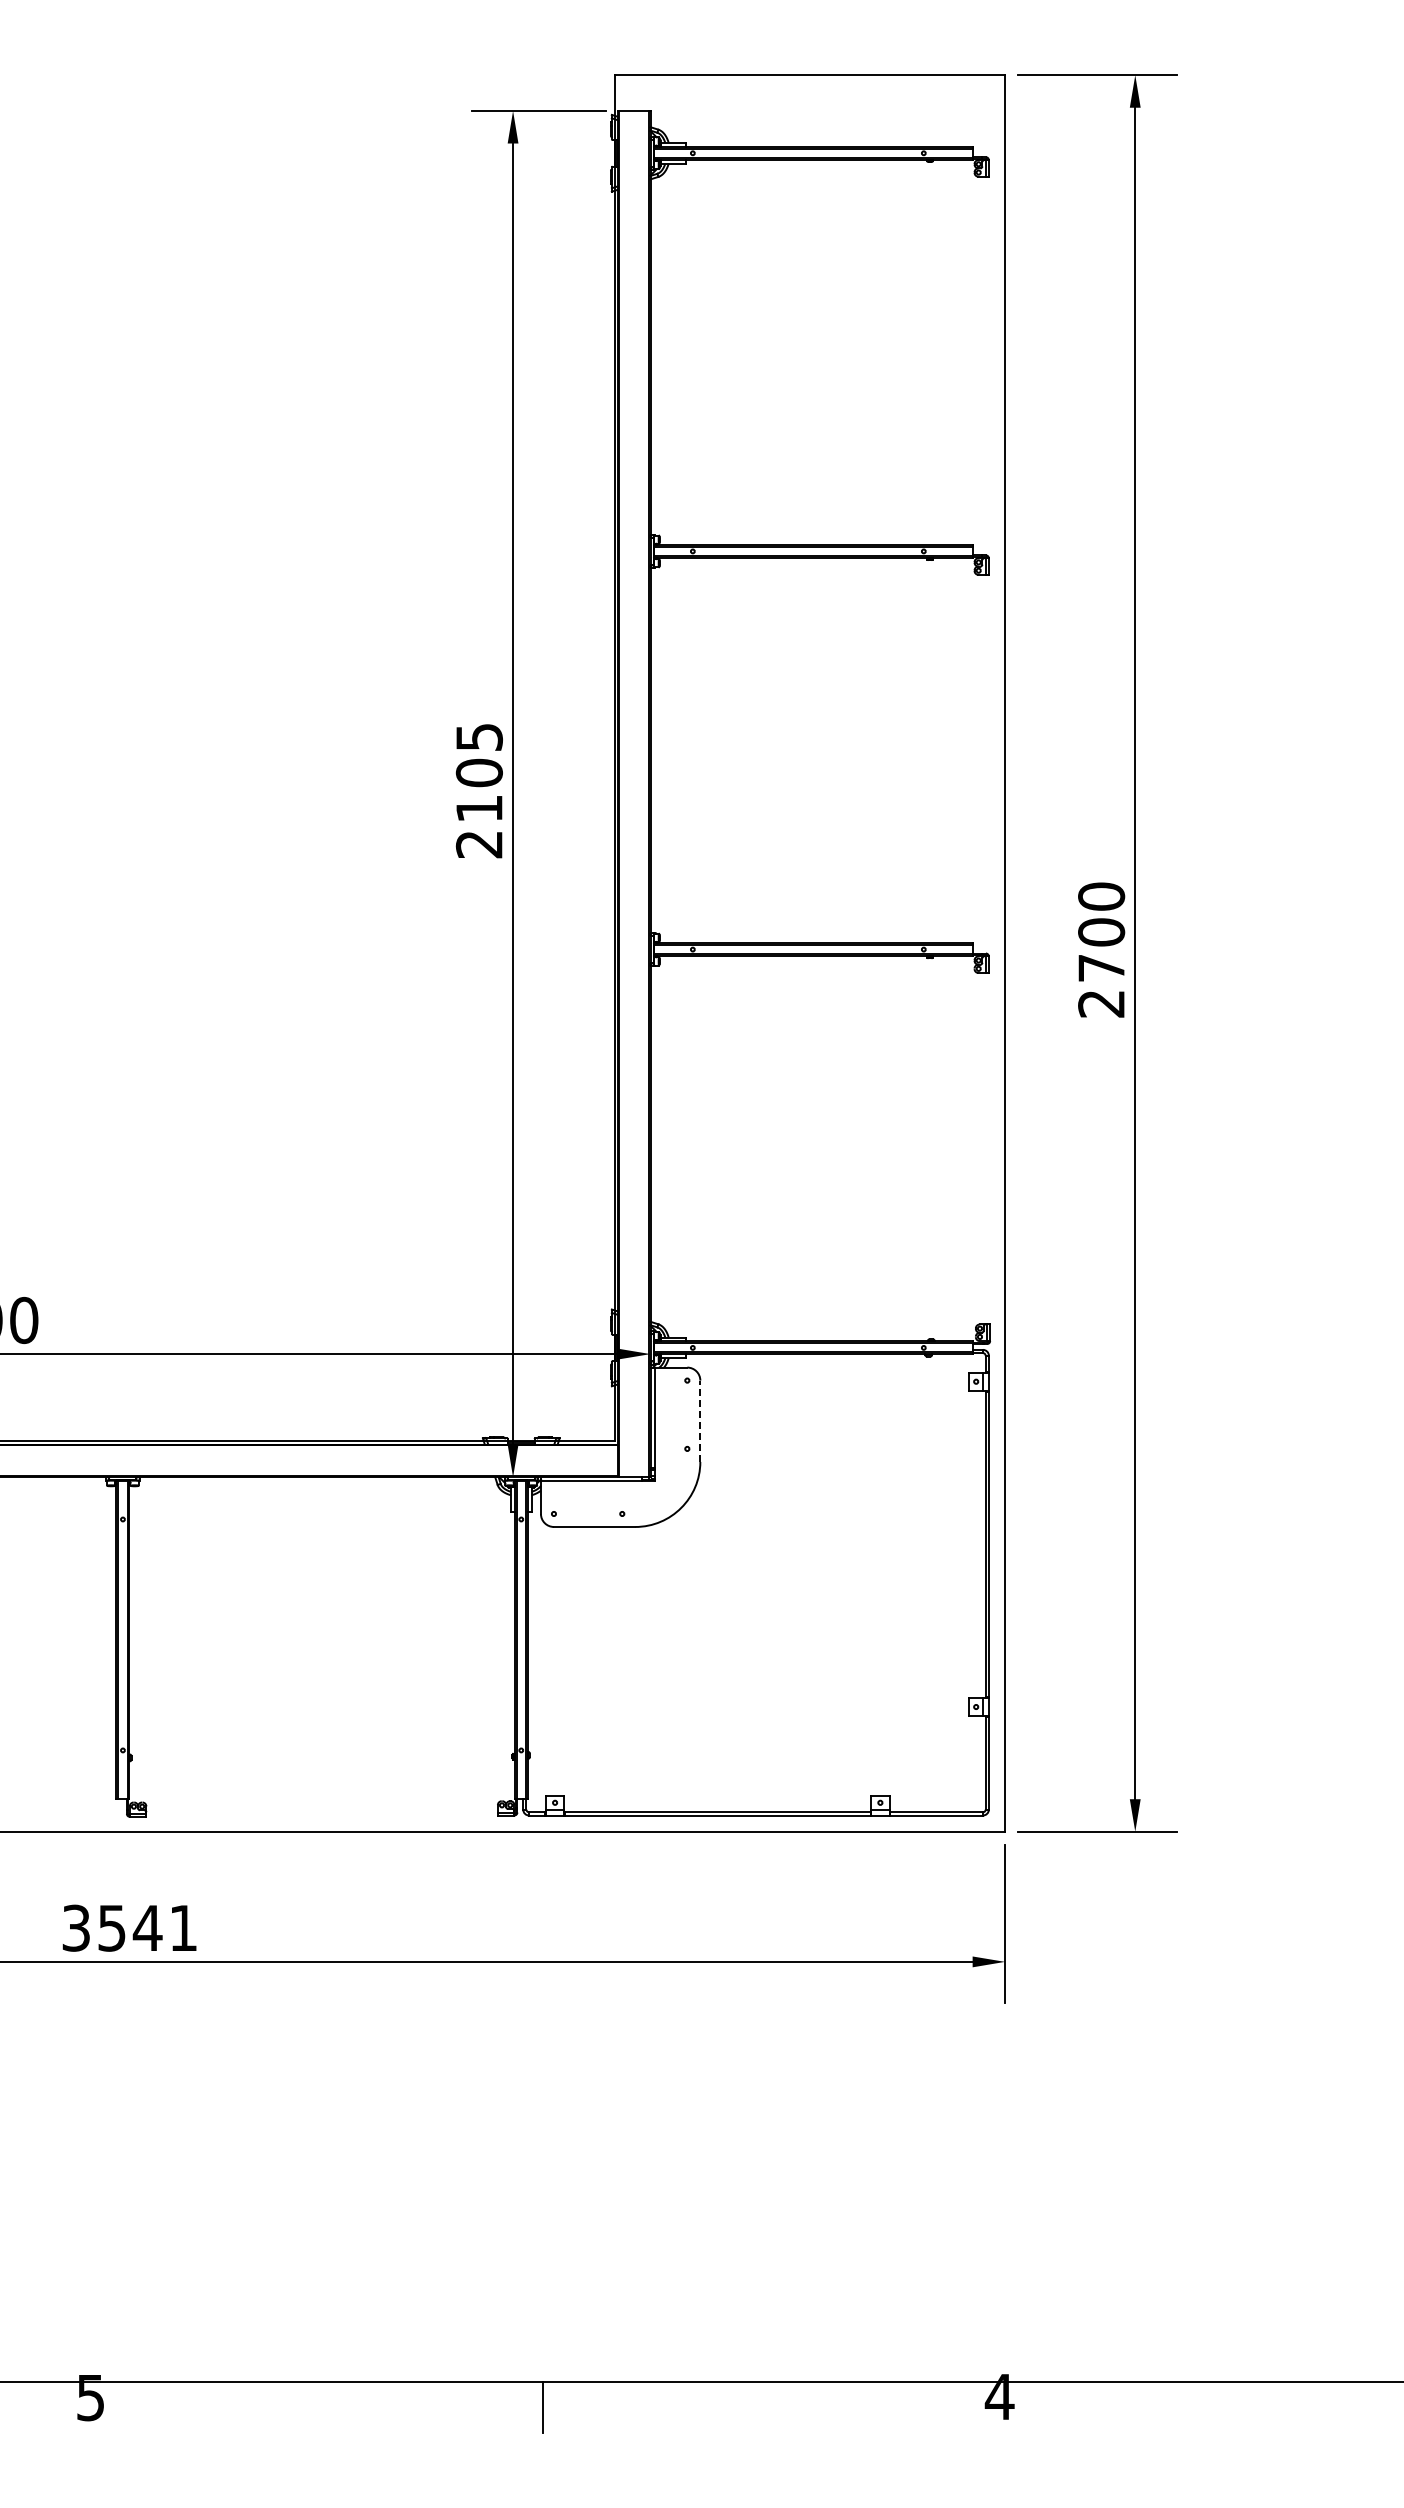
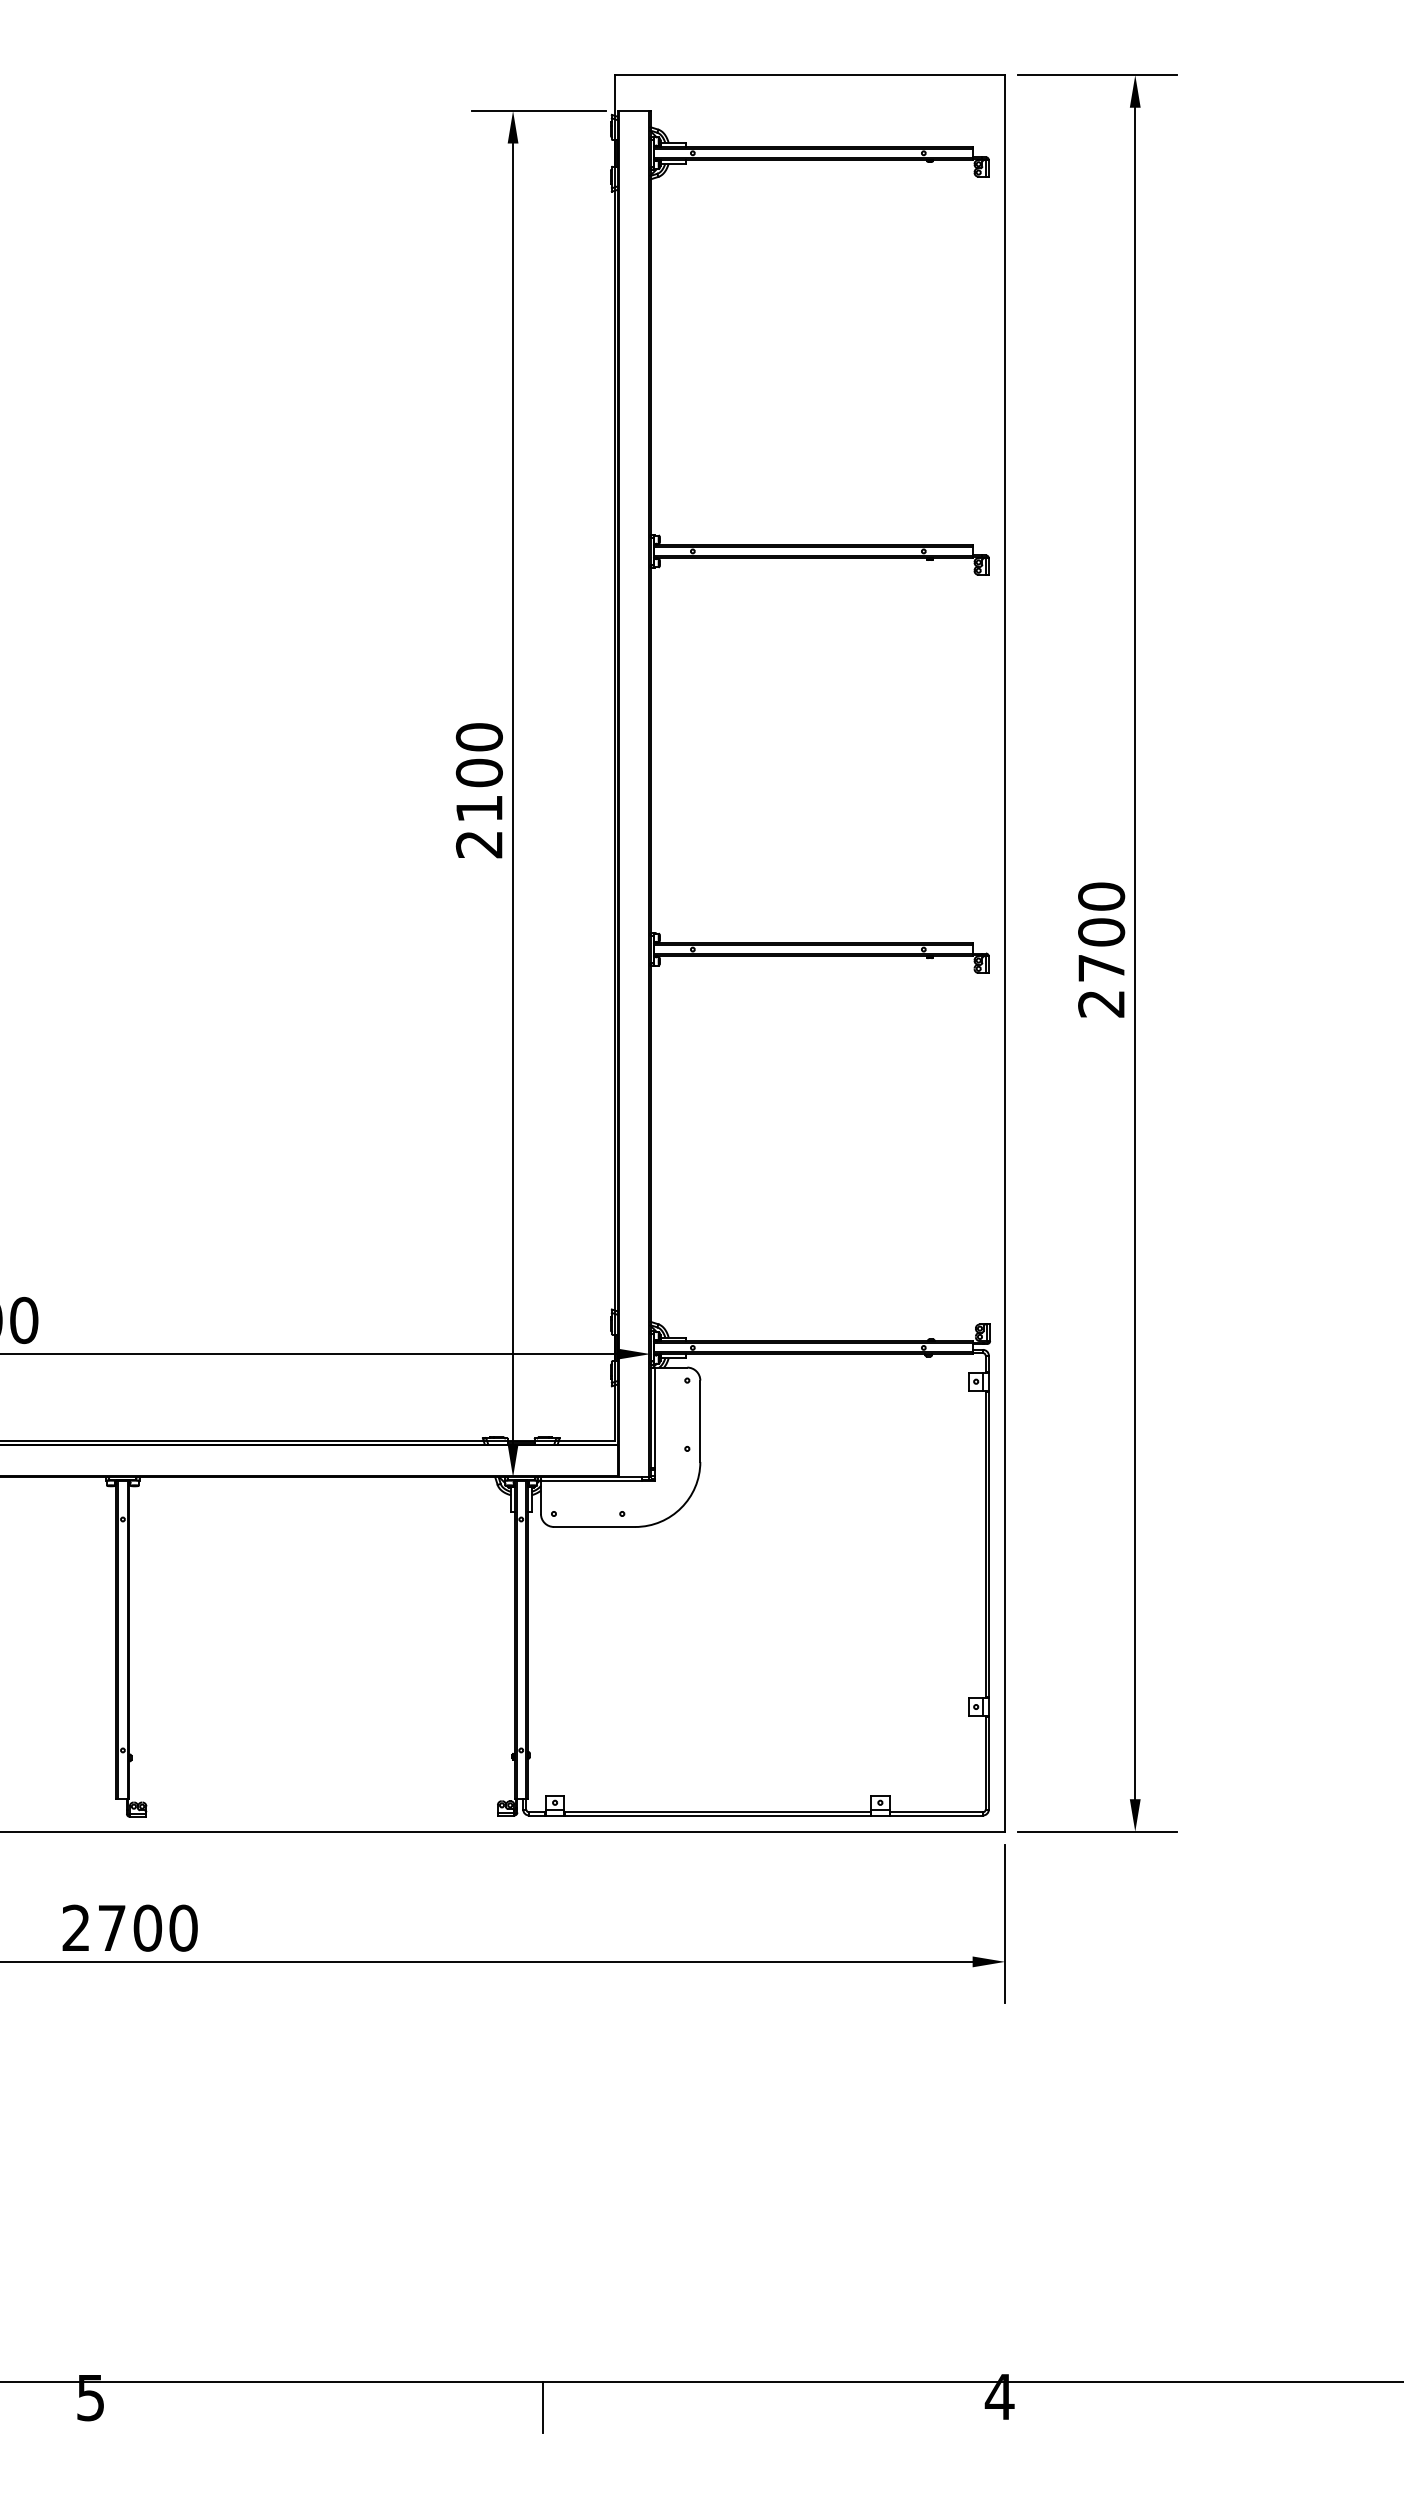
text: 2105 -> 2100 (478, 737)
line: dashed -> solid (700, 1421)
text: 3541 -> 2700 (129, 1927)
